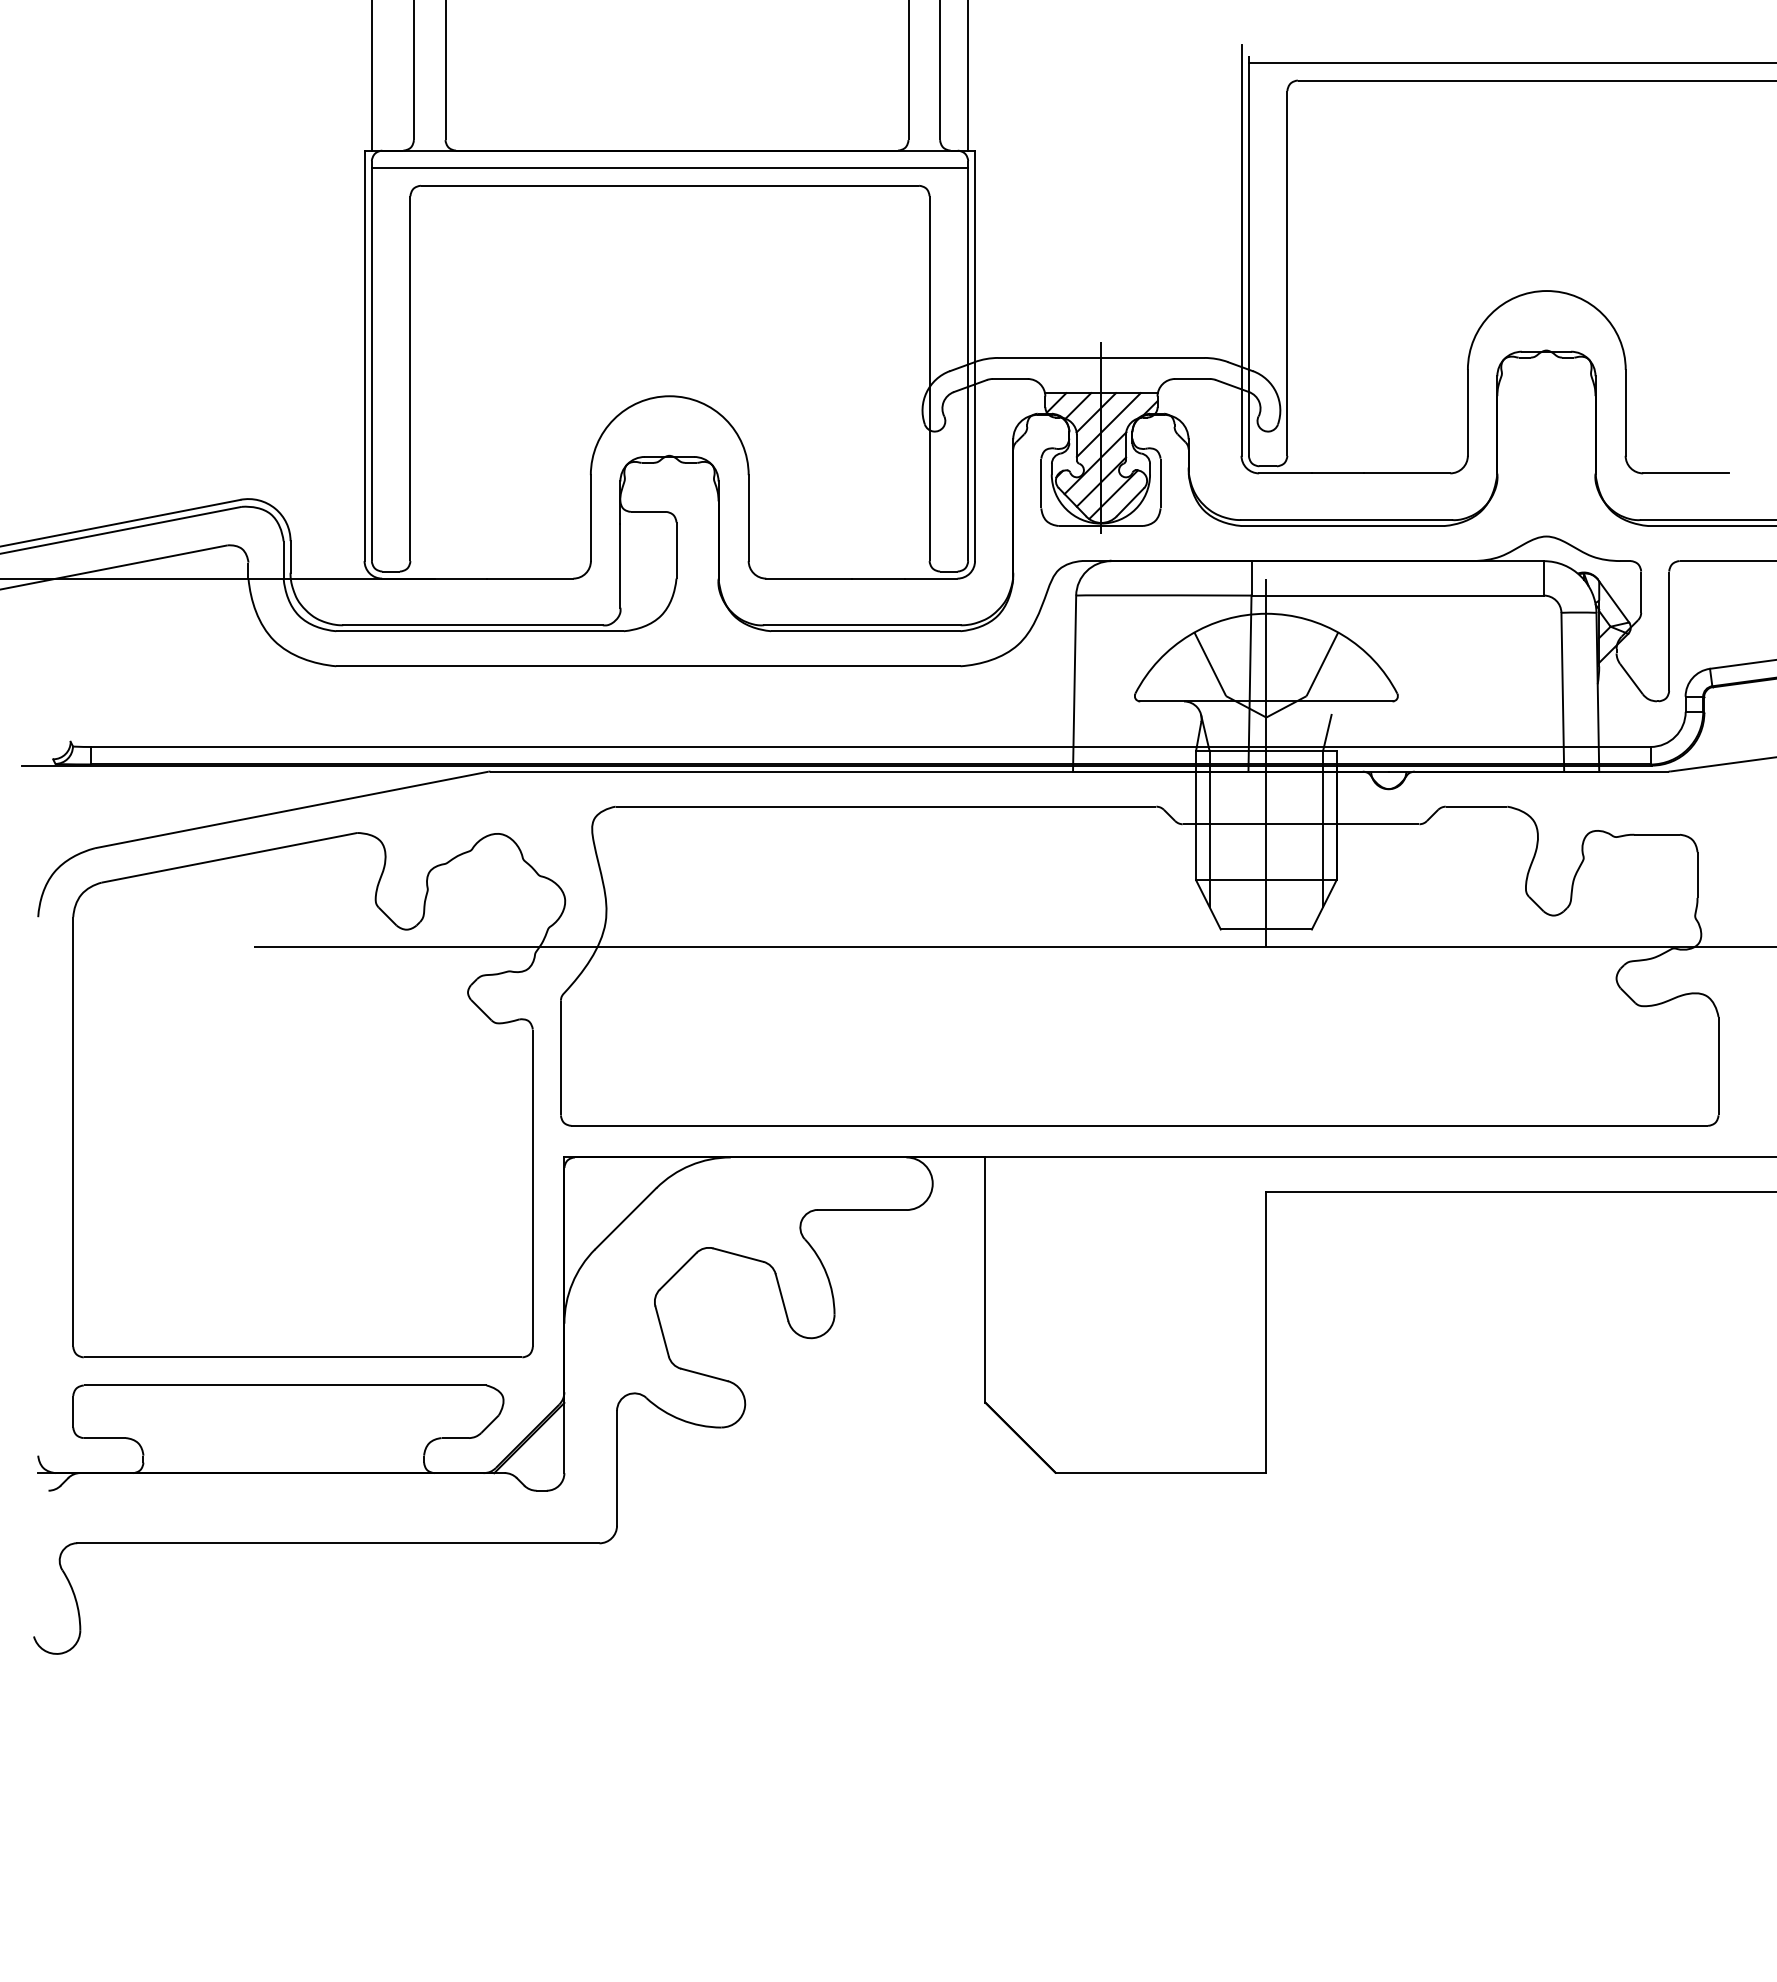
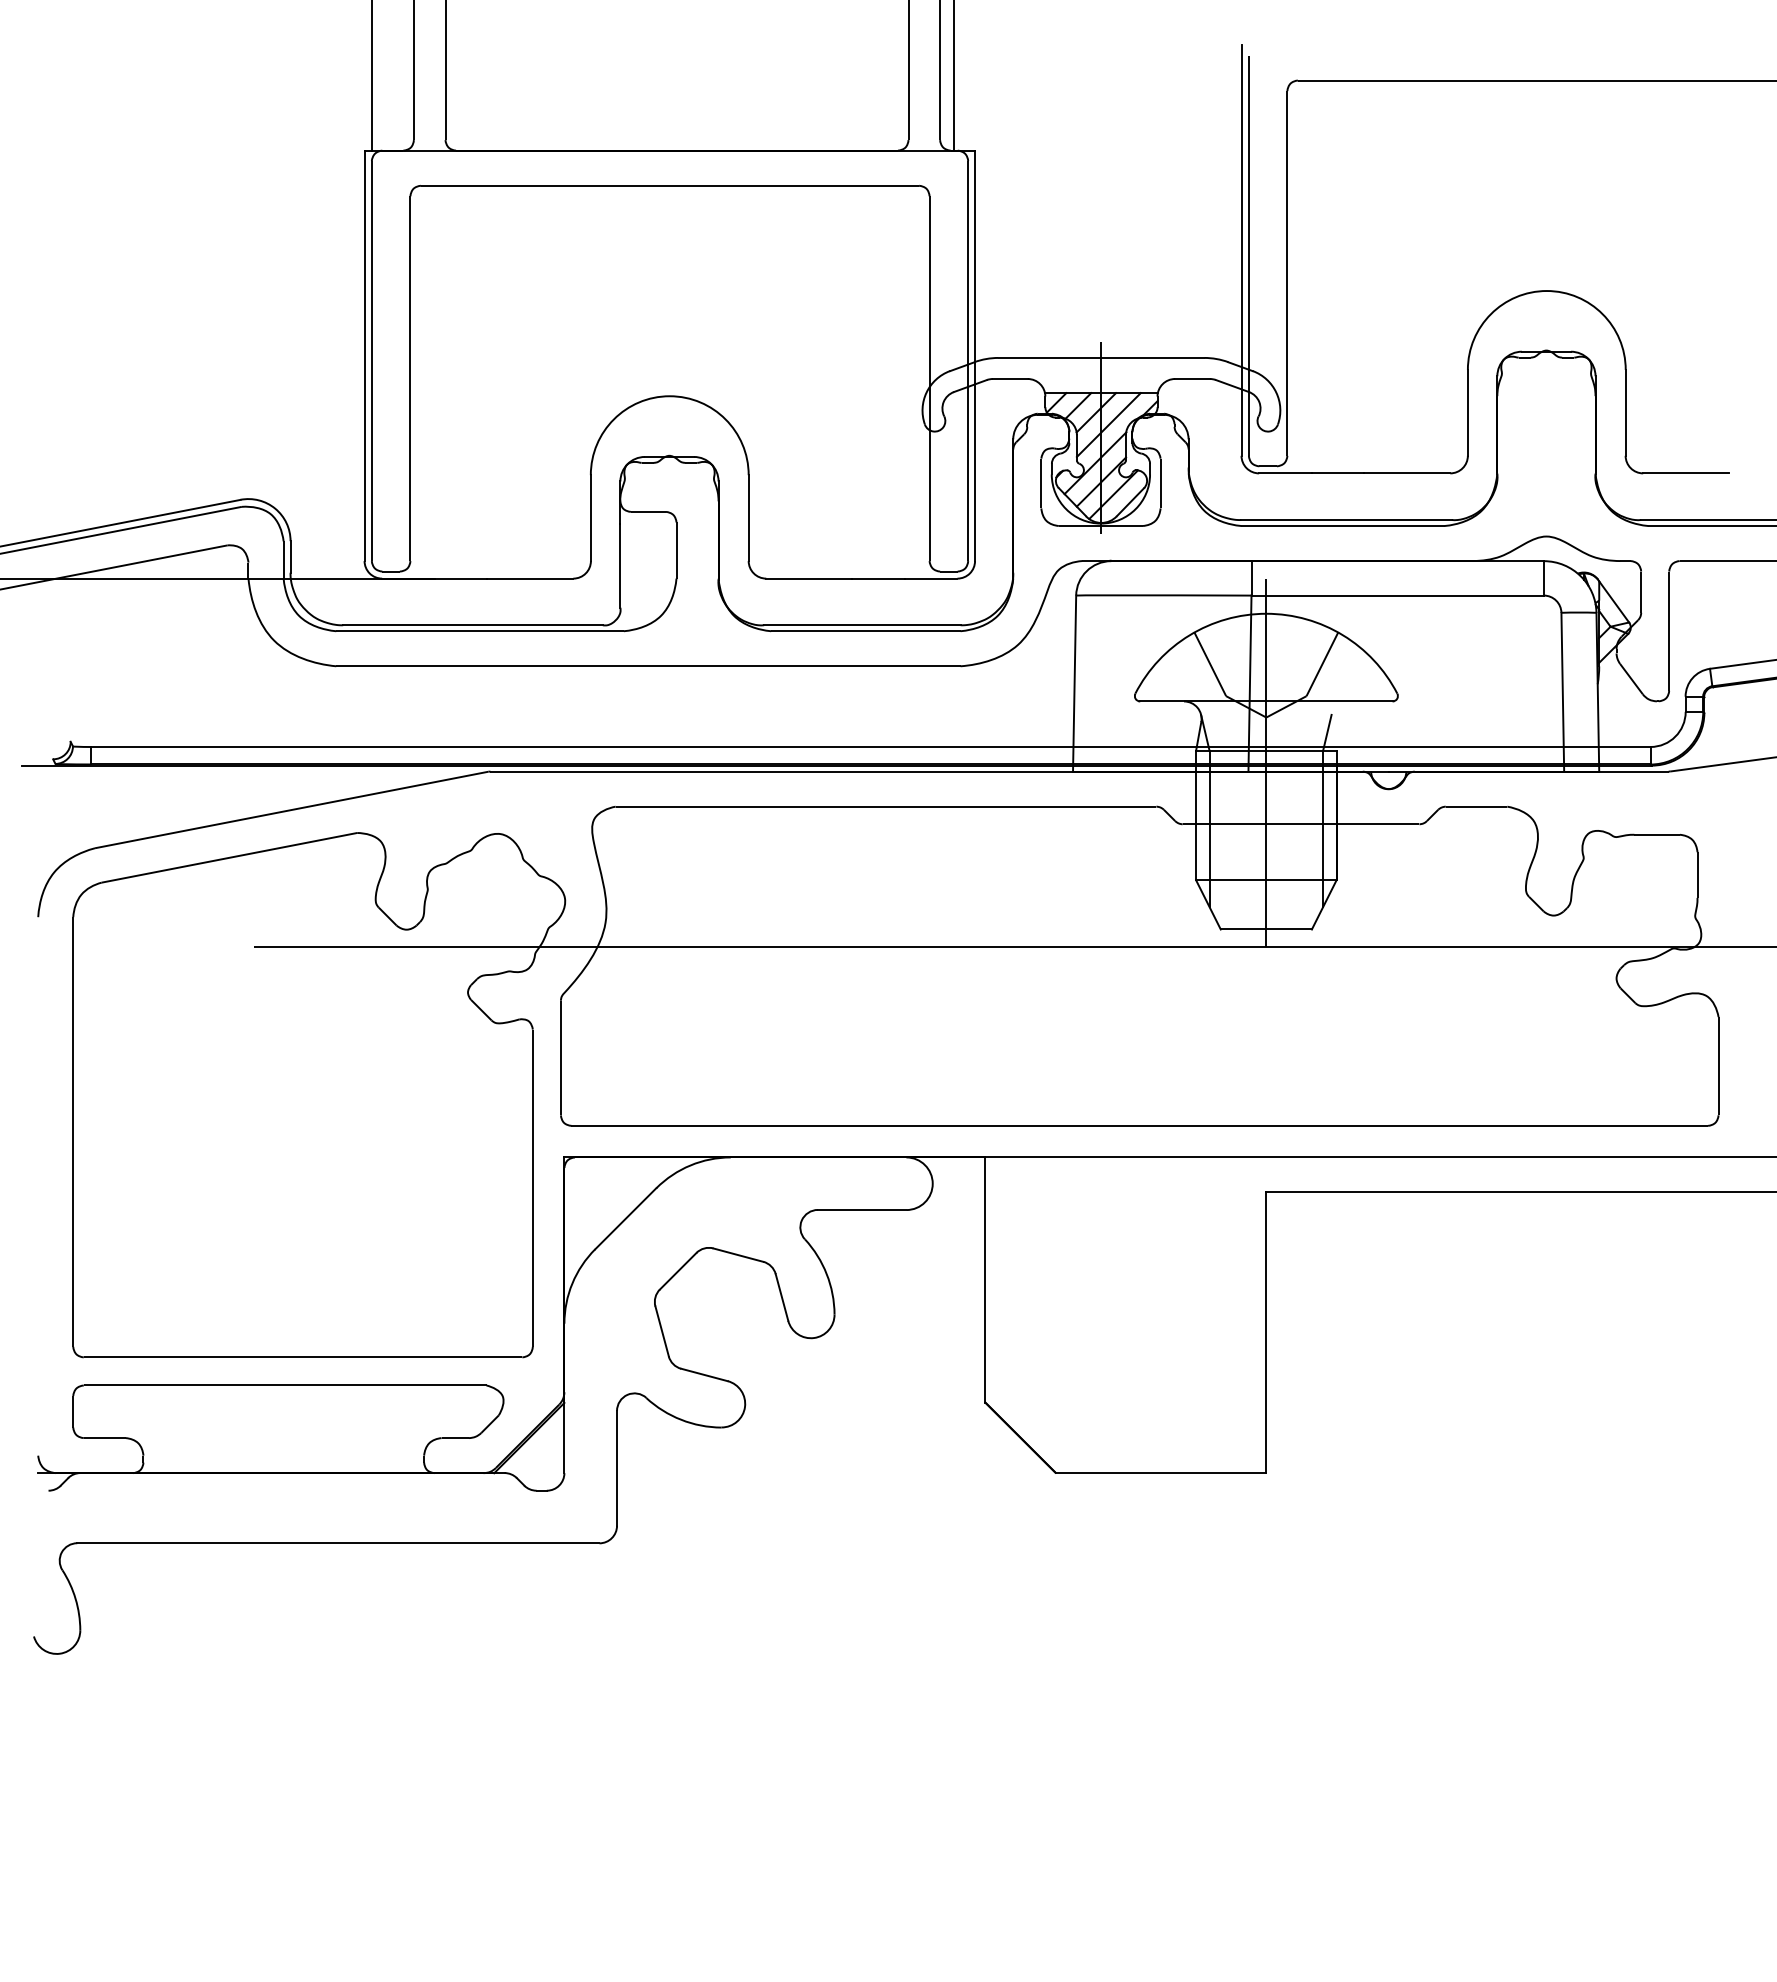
line: present -> none (1510, 62)
line position: (968, 76) -> (954, 76) (954, 76)
line: present -> none (669, 168)
